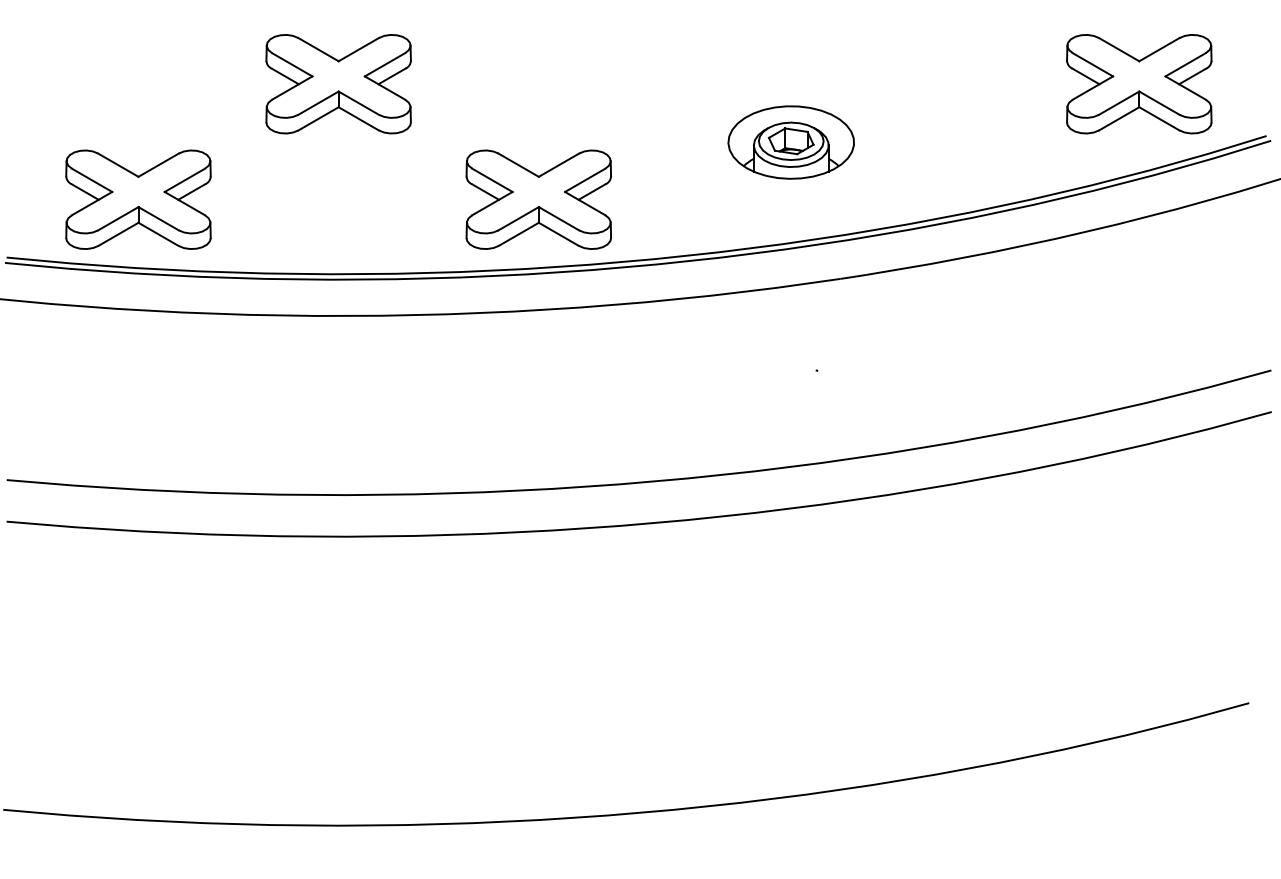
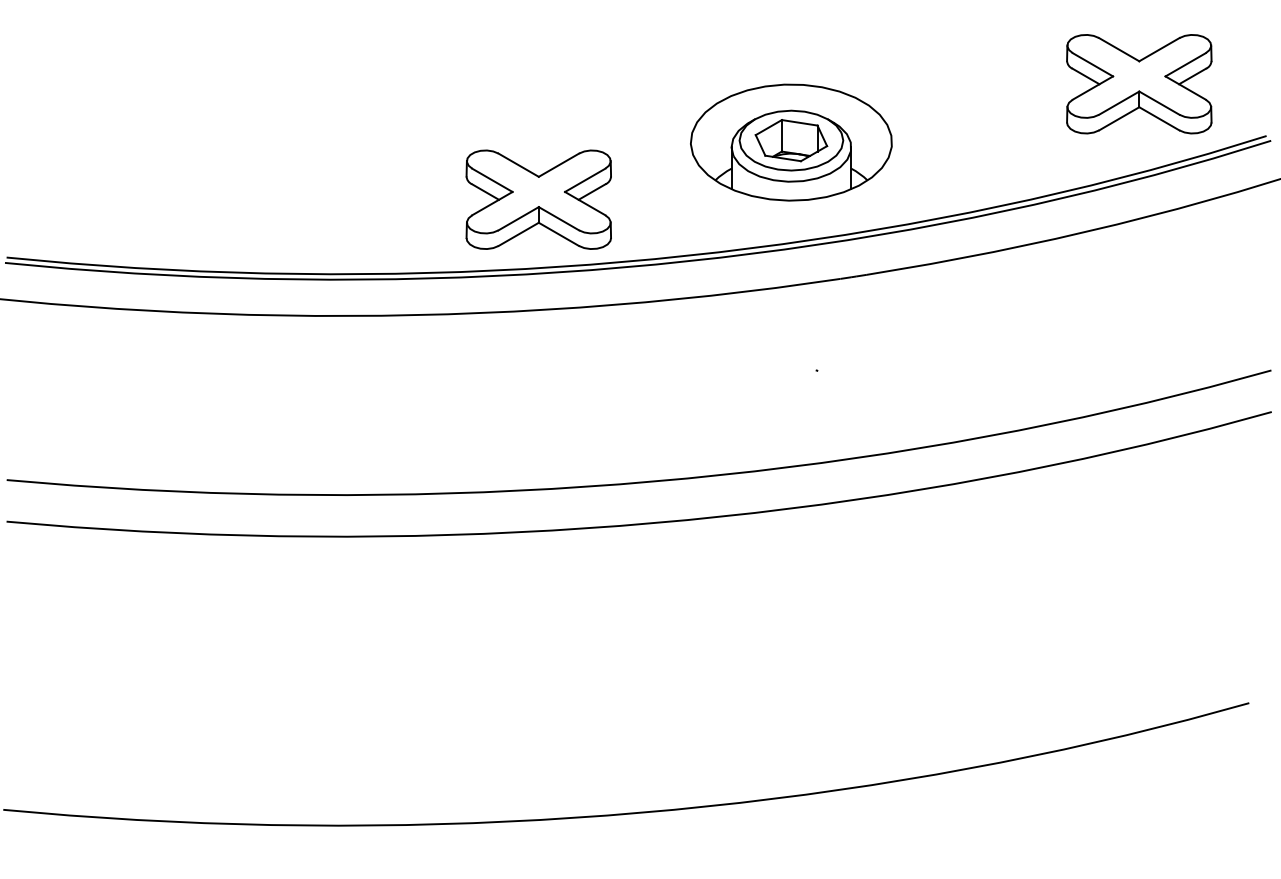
part: present -> none (338, 84)
part size: 128x75 px -> 203x119 px (791, 142)
part: present -> none (138, 199)
